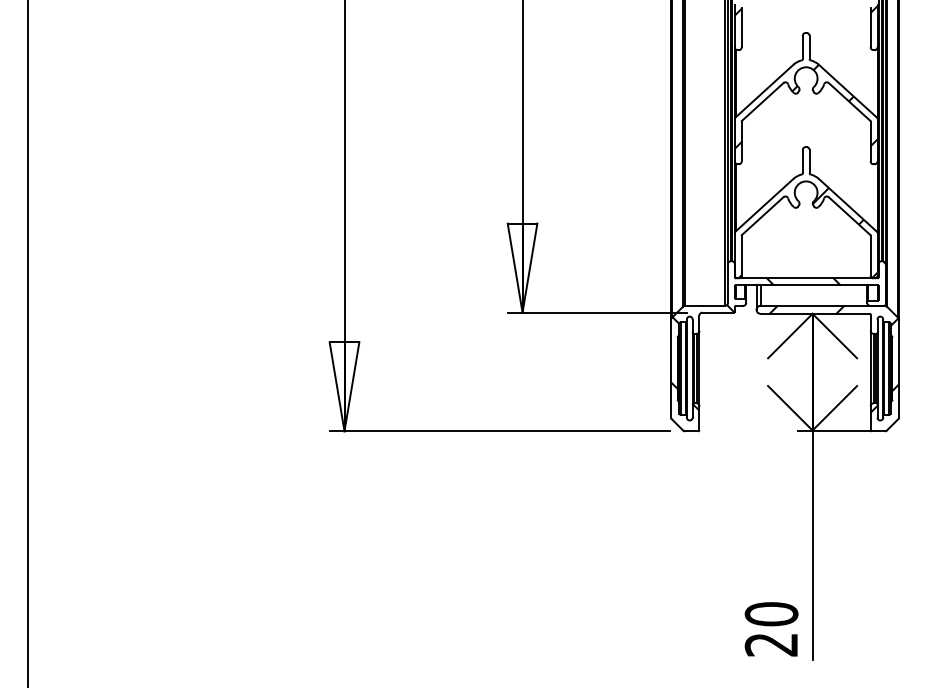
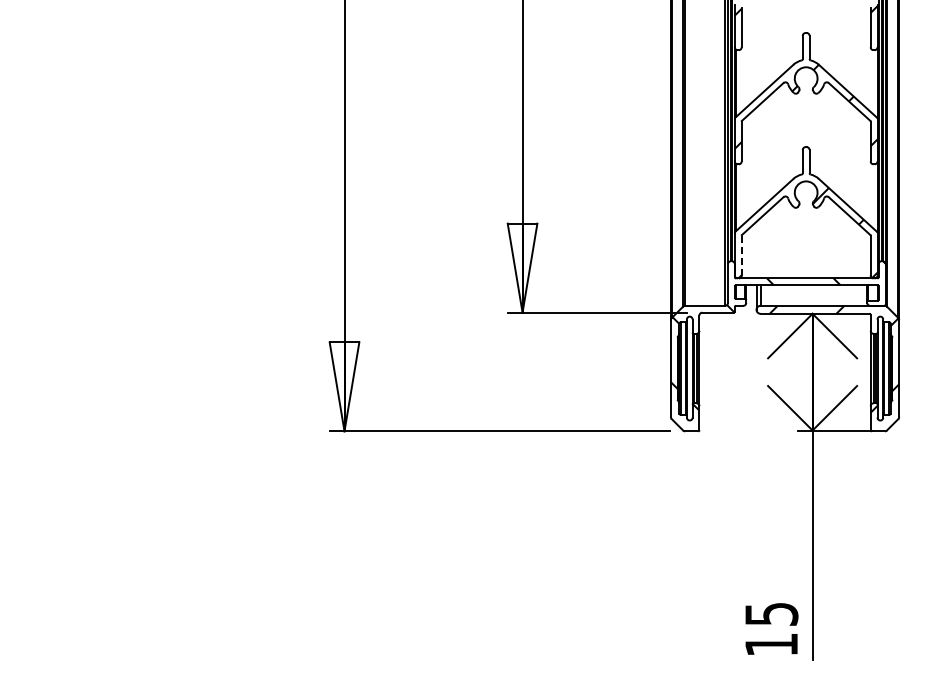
line: solid -> dashed (741, 255)
line: present -> none (27, 343)
text: 20 -> 15 (771, 629)
